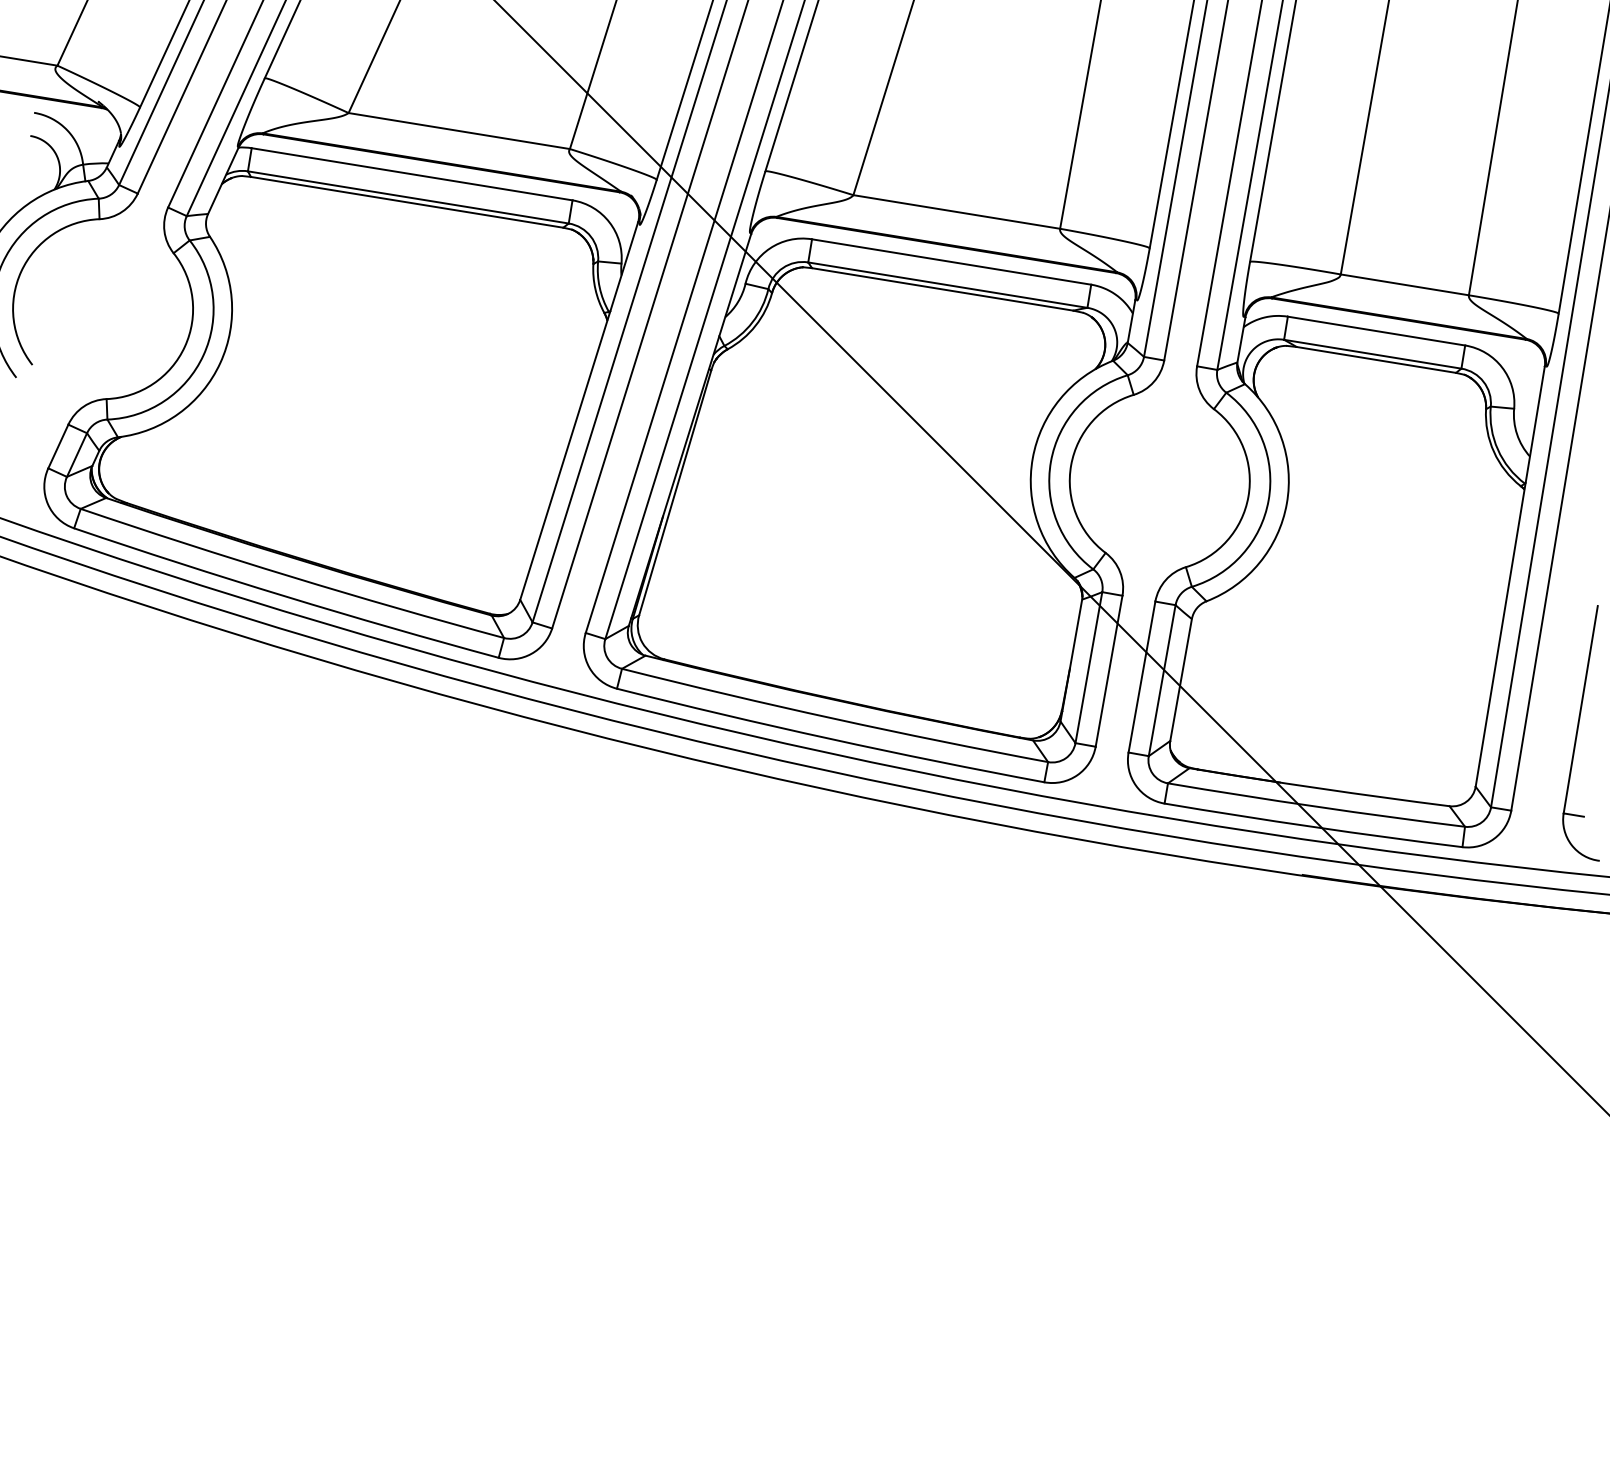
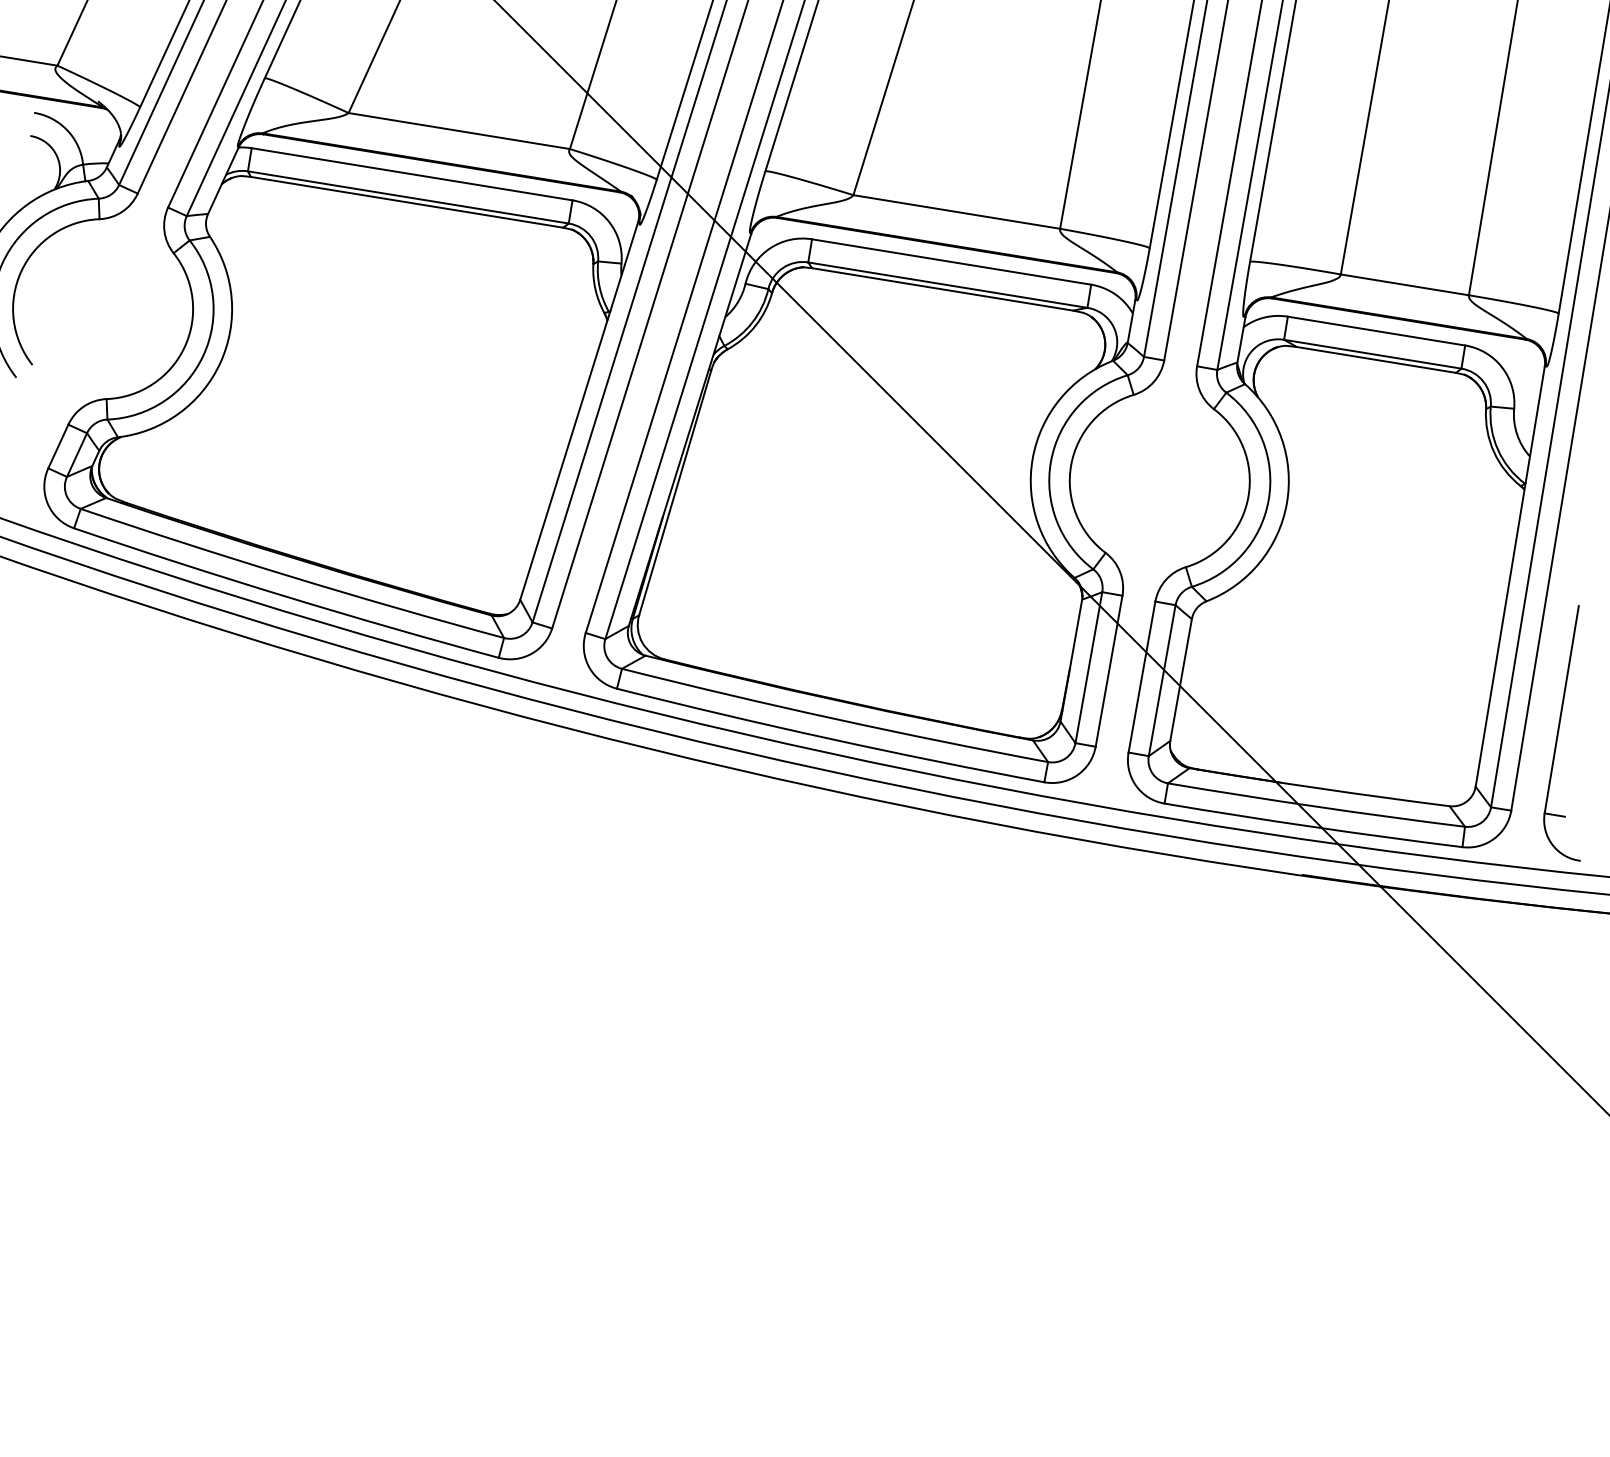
part position: (1580, 733) -> (1561, 733) (1561, 733)
